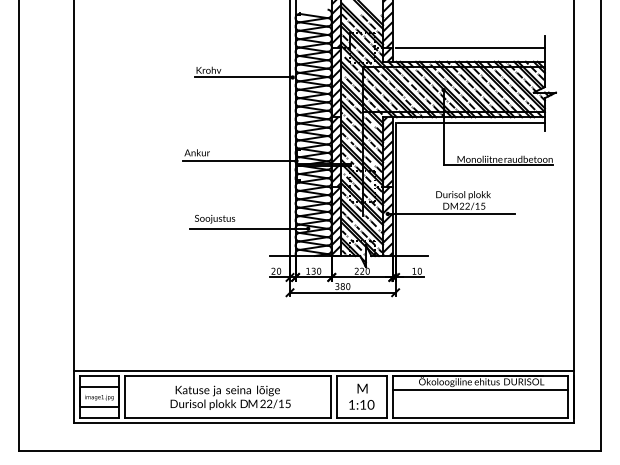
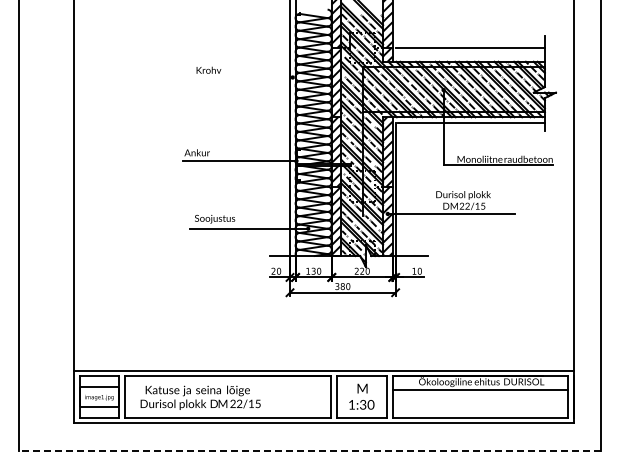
line: present -> none (243, 77)
text position: (230, 397) -> (200, 397) (200, 397)
text: 1:10 -> 1:30 (363, 404)
line: solid -> dashed (309, 451)
